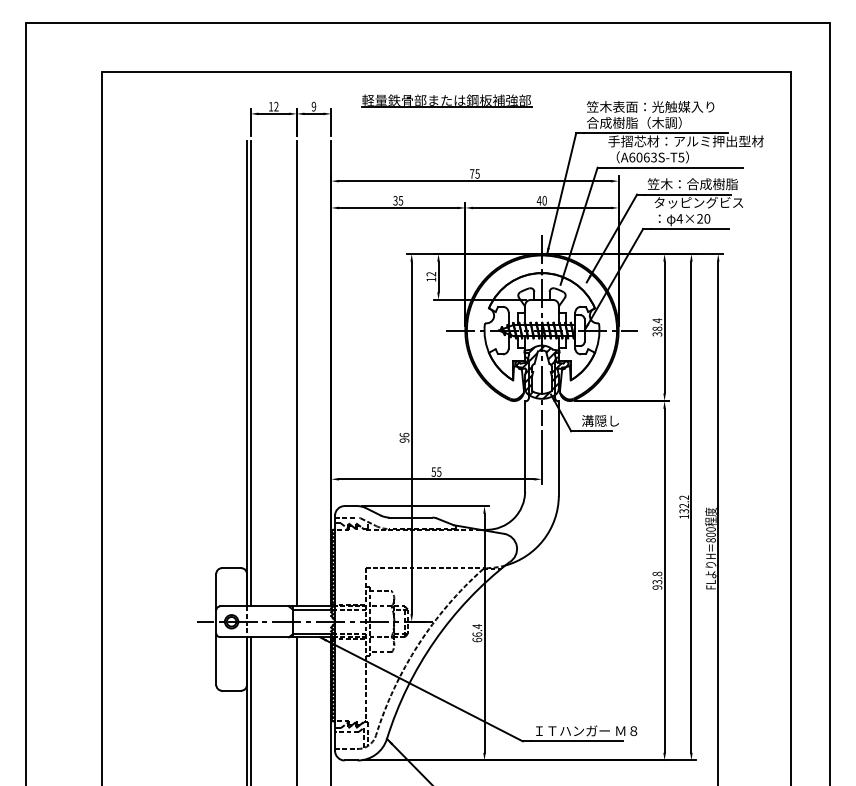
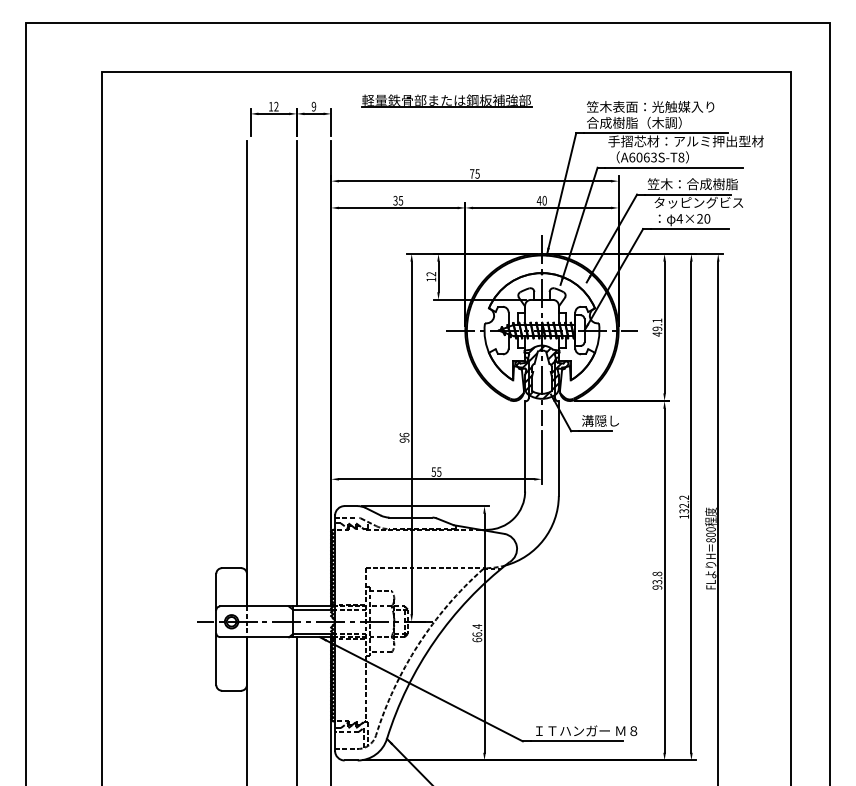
text: A6063S-T5 -> A6063S-T8 (681, 157)
text: 38.4 -> 49.1 (657, 327)
line: present -> none (250, 373)
line: present -> none (250, 709)
